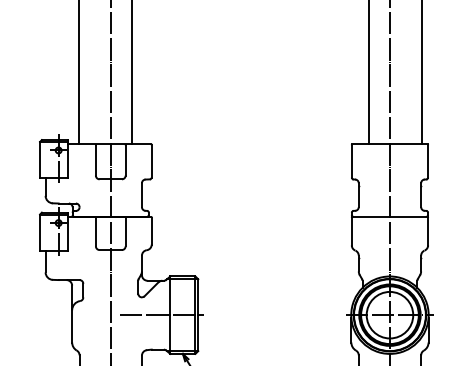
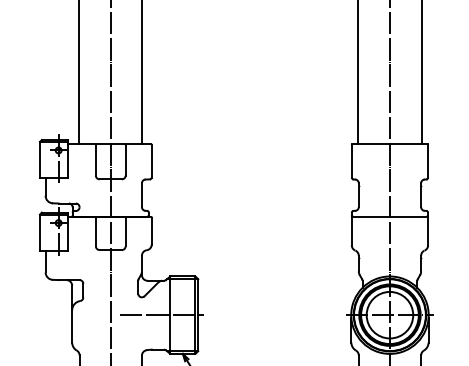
line position: (132, 72) -> (142, 72) (142, 72)
line position: (369, 72) -> (358, 72) (358, 72)
